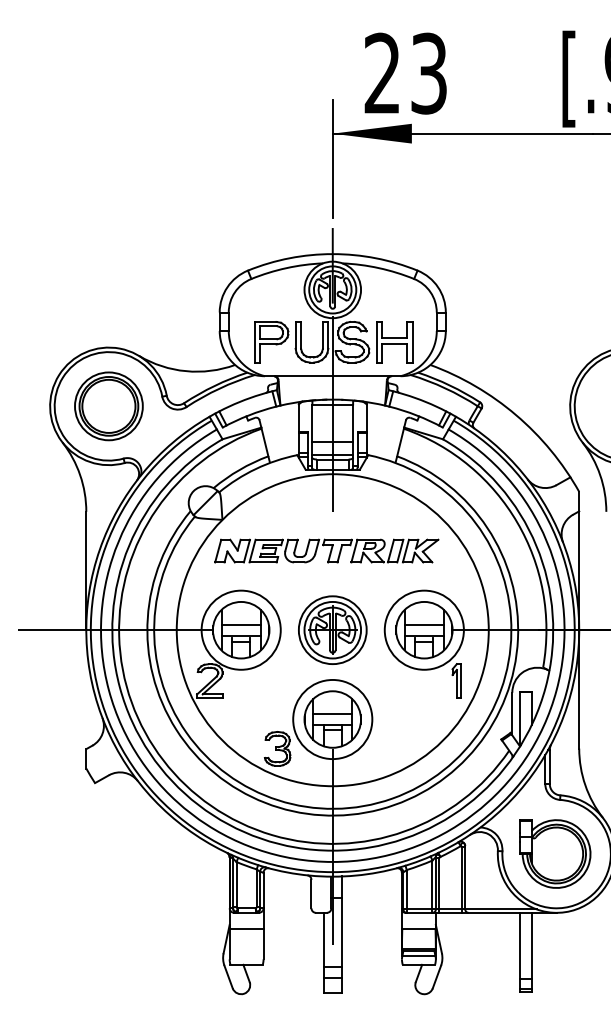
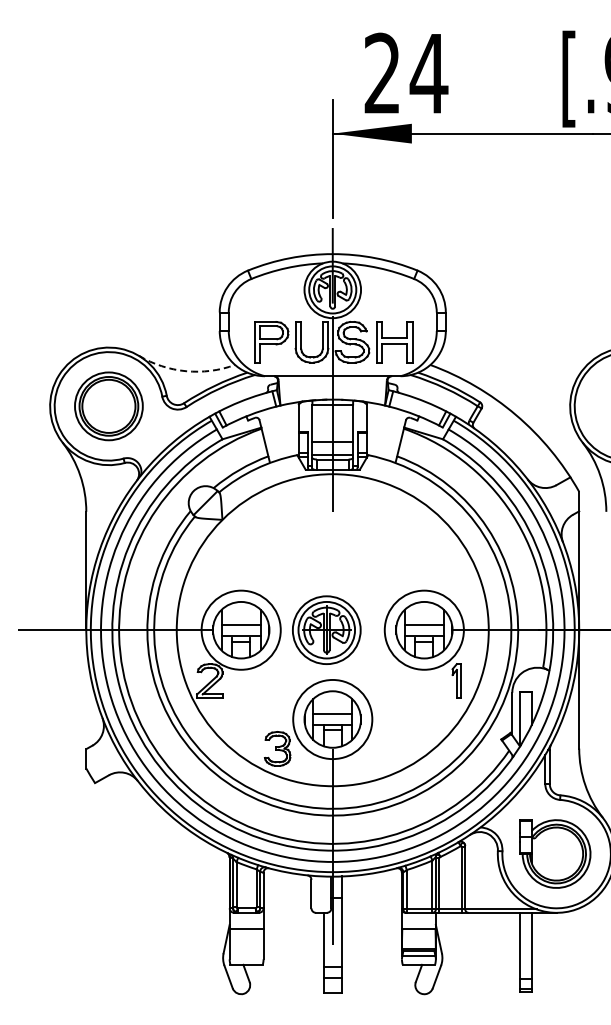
text: 23 -> 24 (428, 73)
arc: solid -> dashed (186, 371)
part: present -> none (326, 550)
part position: (332, 629) -> (326, 629) (326, 629)
